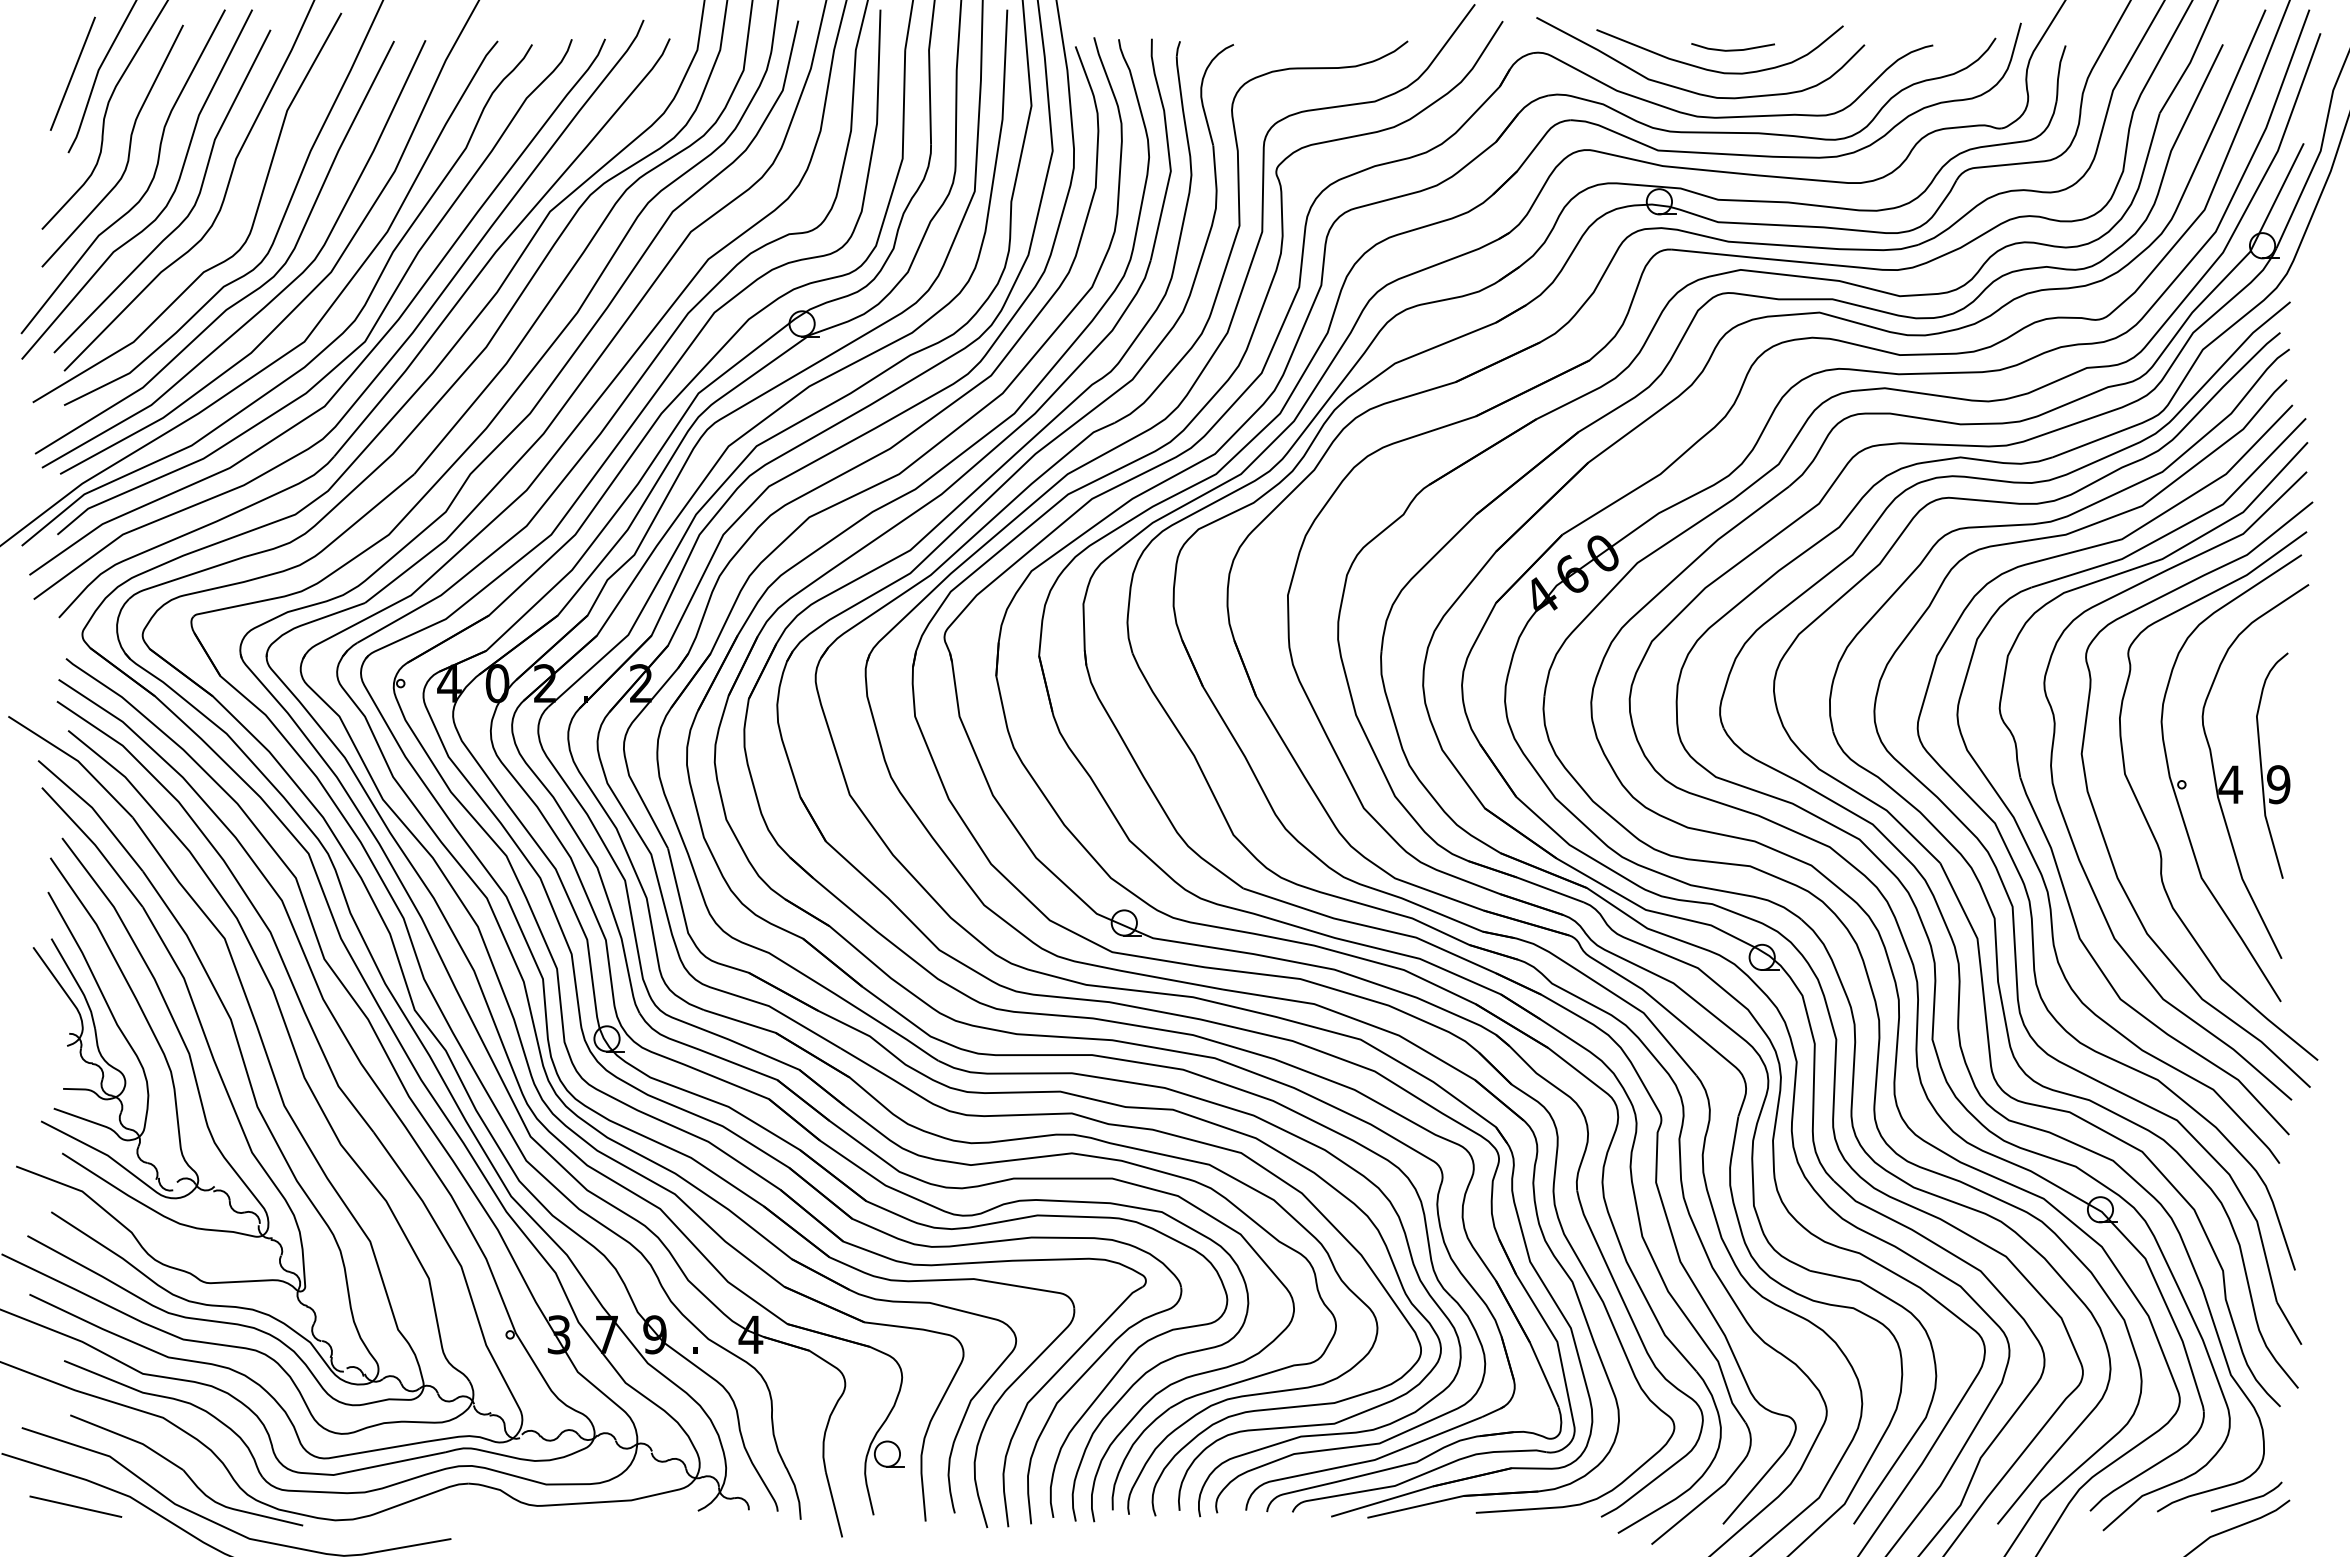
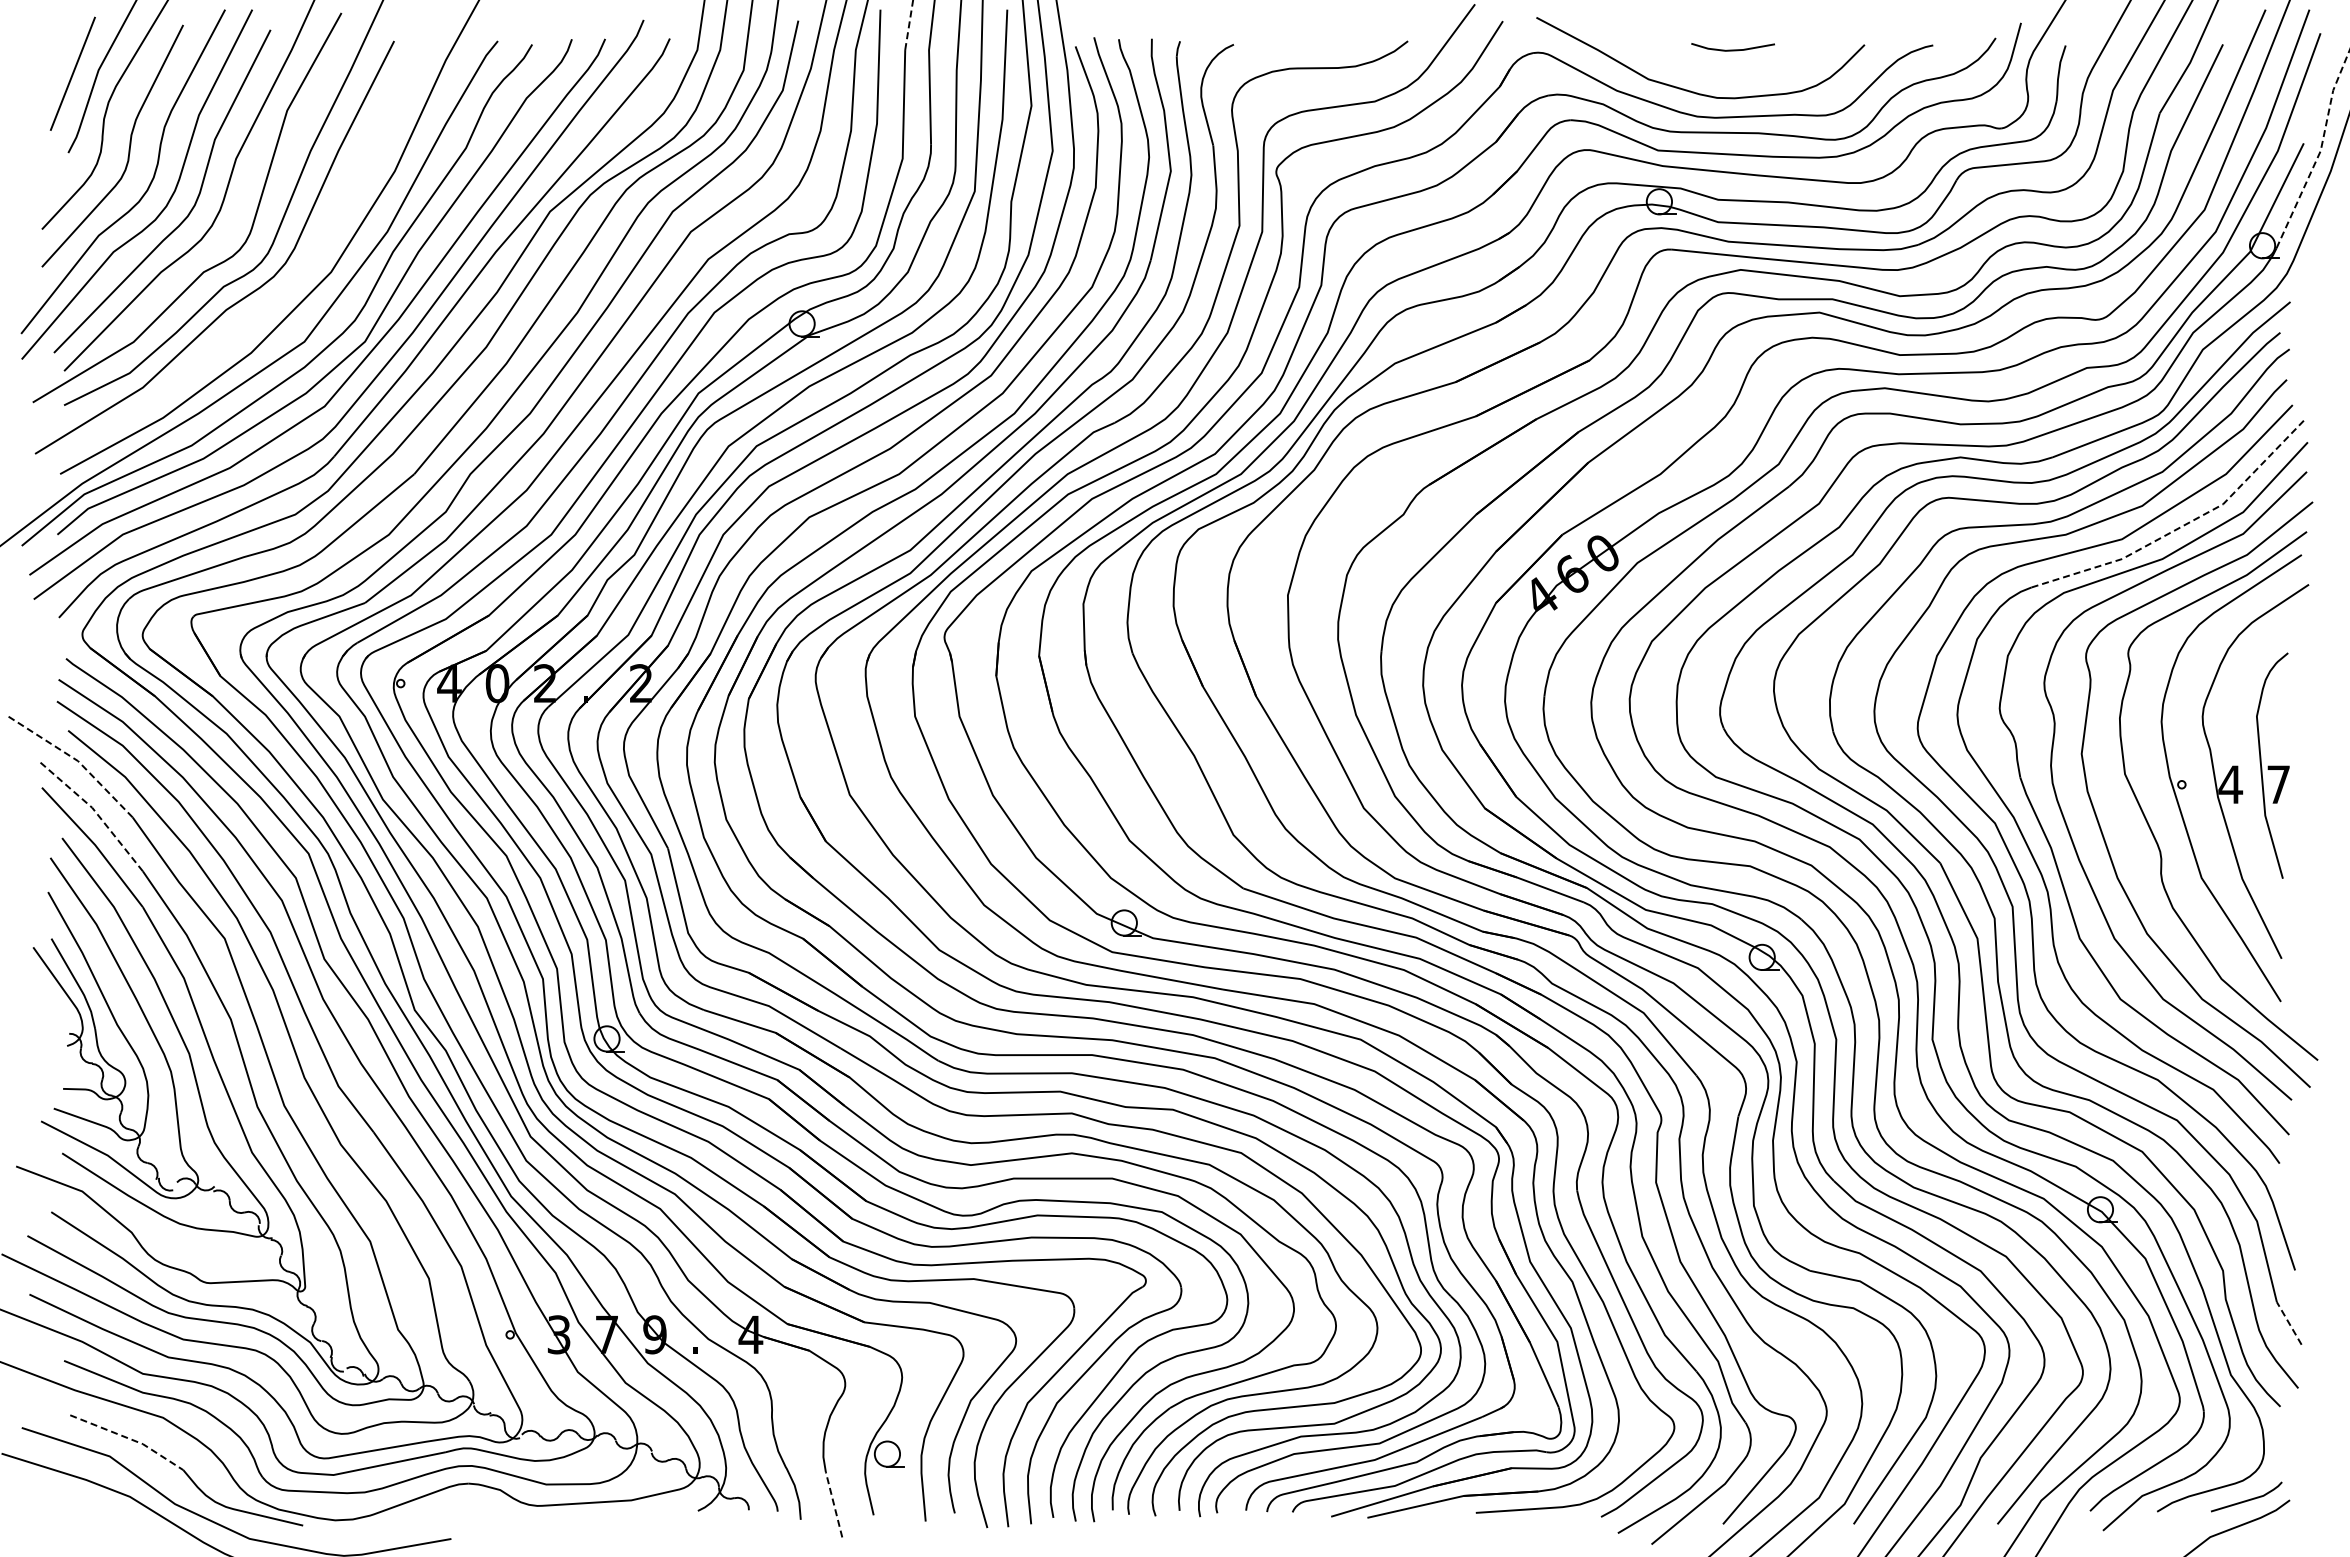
line: solid -> dashed (909, 24)
curve: present -> none (1716, 70)
line: solid -> dashed (2320, 151)
curve: present -> none (272, 298)
line: solid -> dashed (2183, 525)
line: solid -> dashed (76, 760)
text: 9 -> 7 (2278, 784)
line: solid -> dashed (94, 810)
line: solid -> dashed (2289, 1323)
line: solid -> dashed (130, 1439)
line: solid -> dashed (834, 1504)
line: present -> none (75, 1506)
